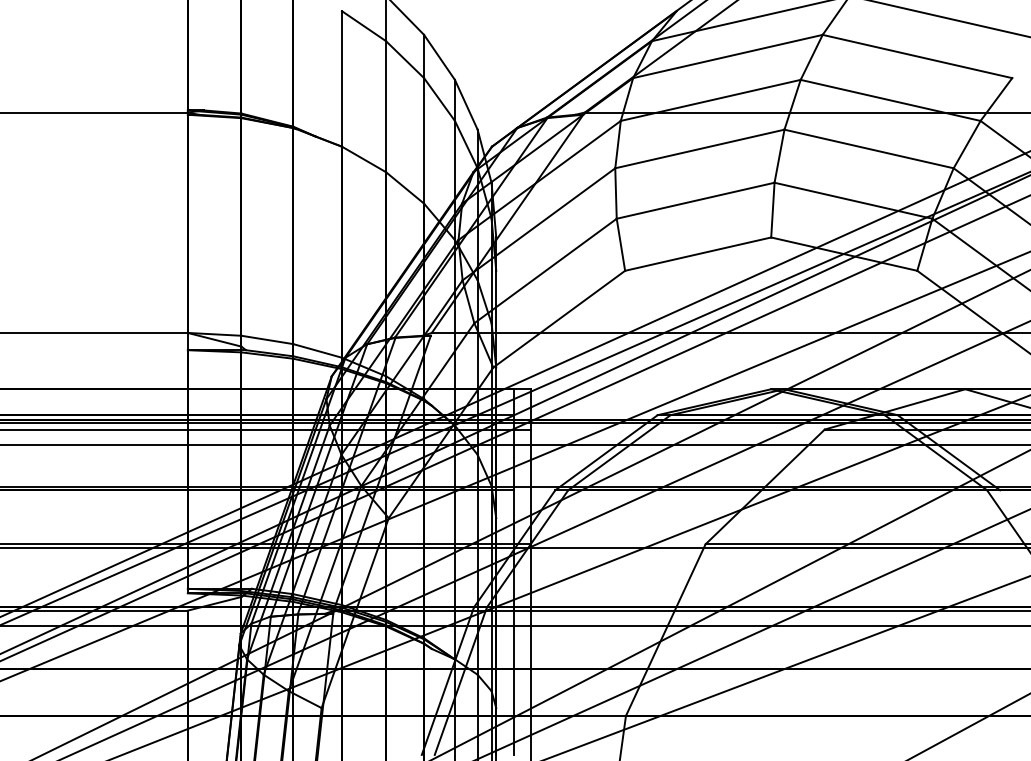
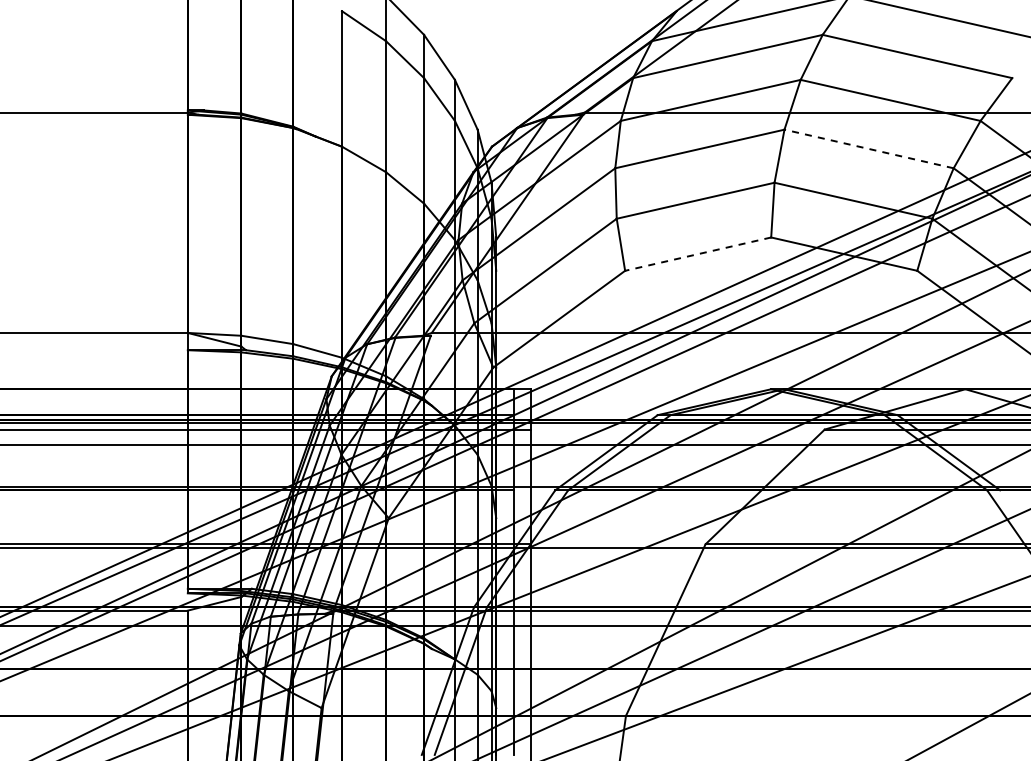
line: solid -> dashed (869, 148)
line: solid -> dashed (698, 254)
